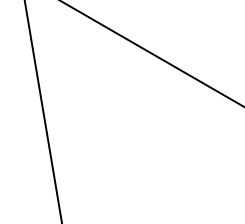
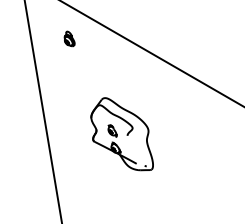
part: none -> present (69, 38)
part: none -> present (121, 134)
